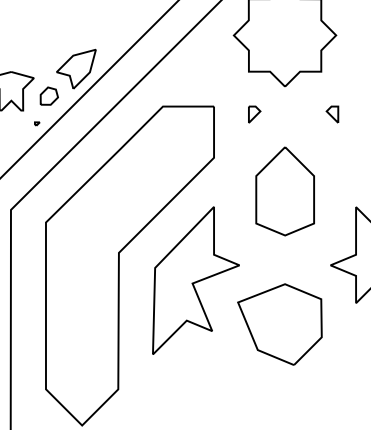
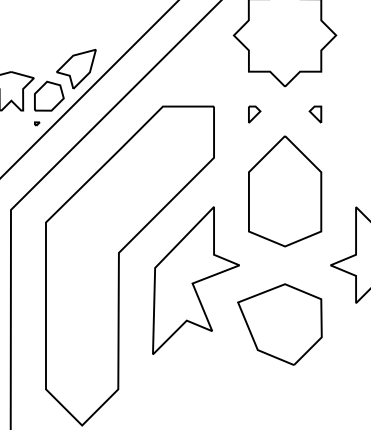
part size: 20x20 px -> 31x32 px (49, 95)
part position: (332, 114) -> (315, 114) (315, 114)
part size: 60x91 px -> 75x113 px (285, 191)
